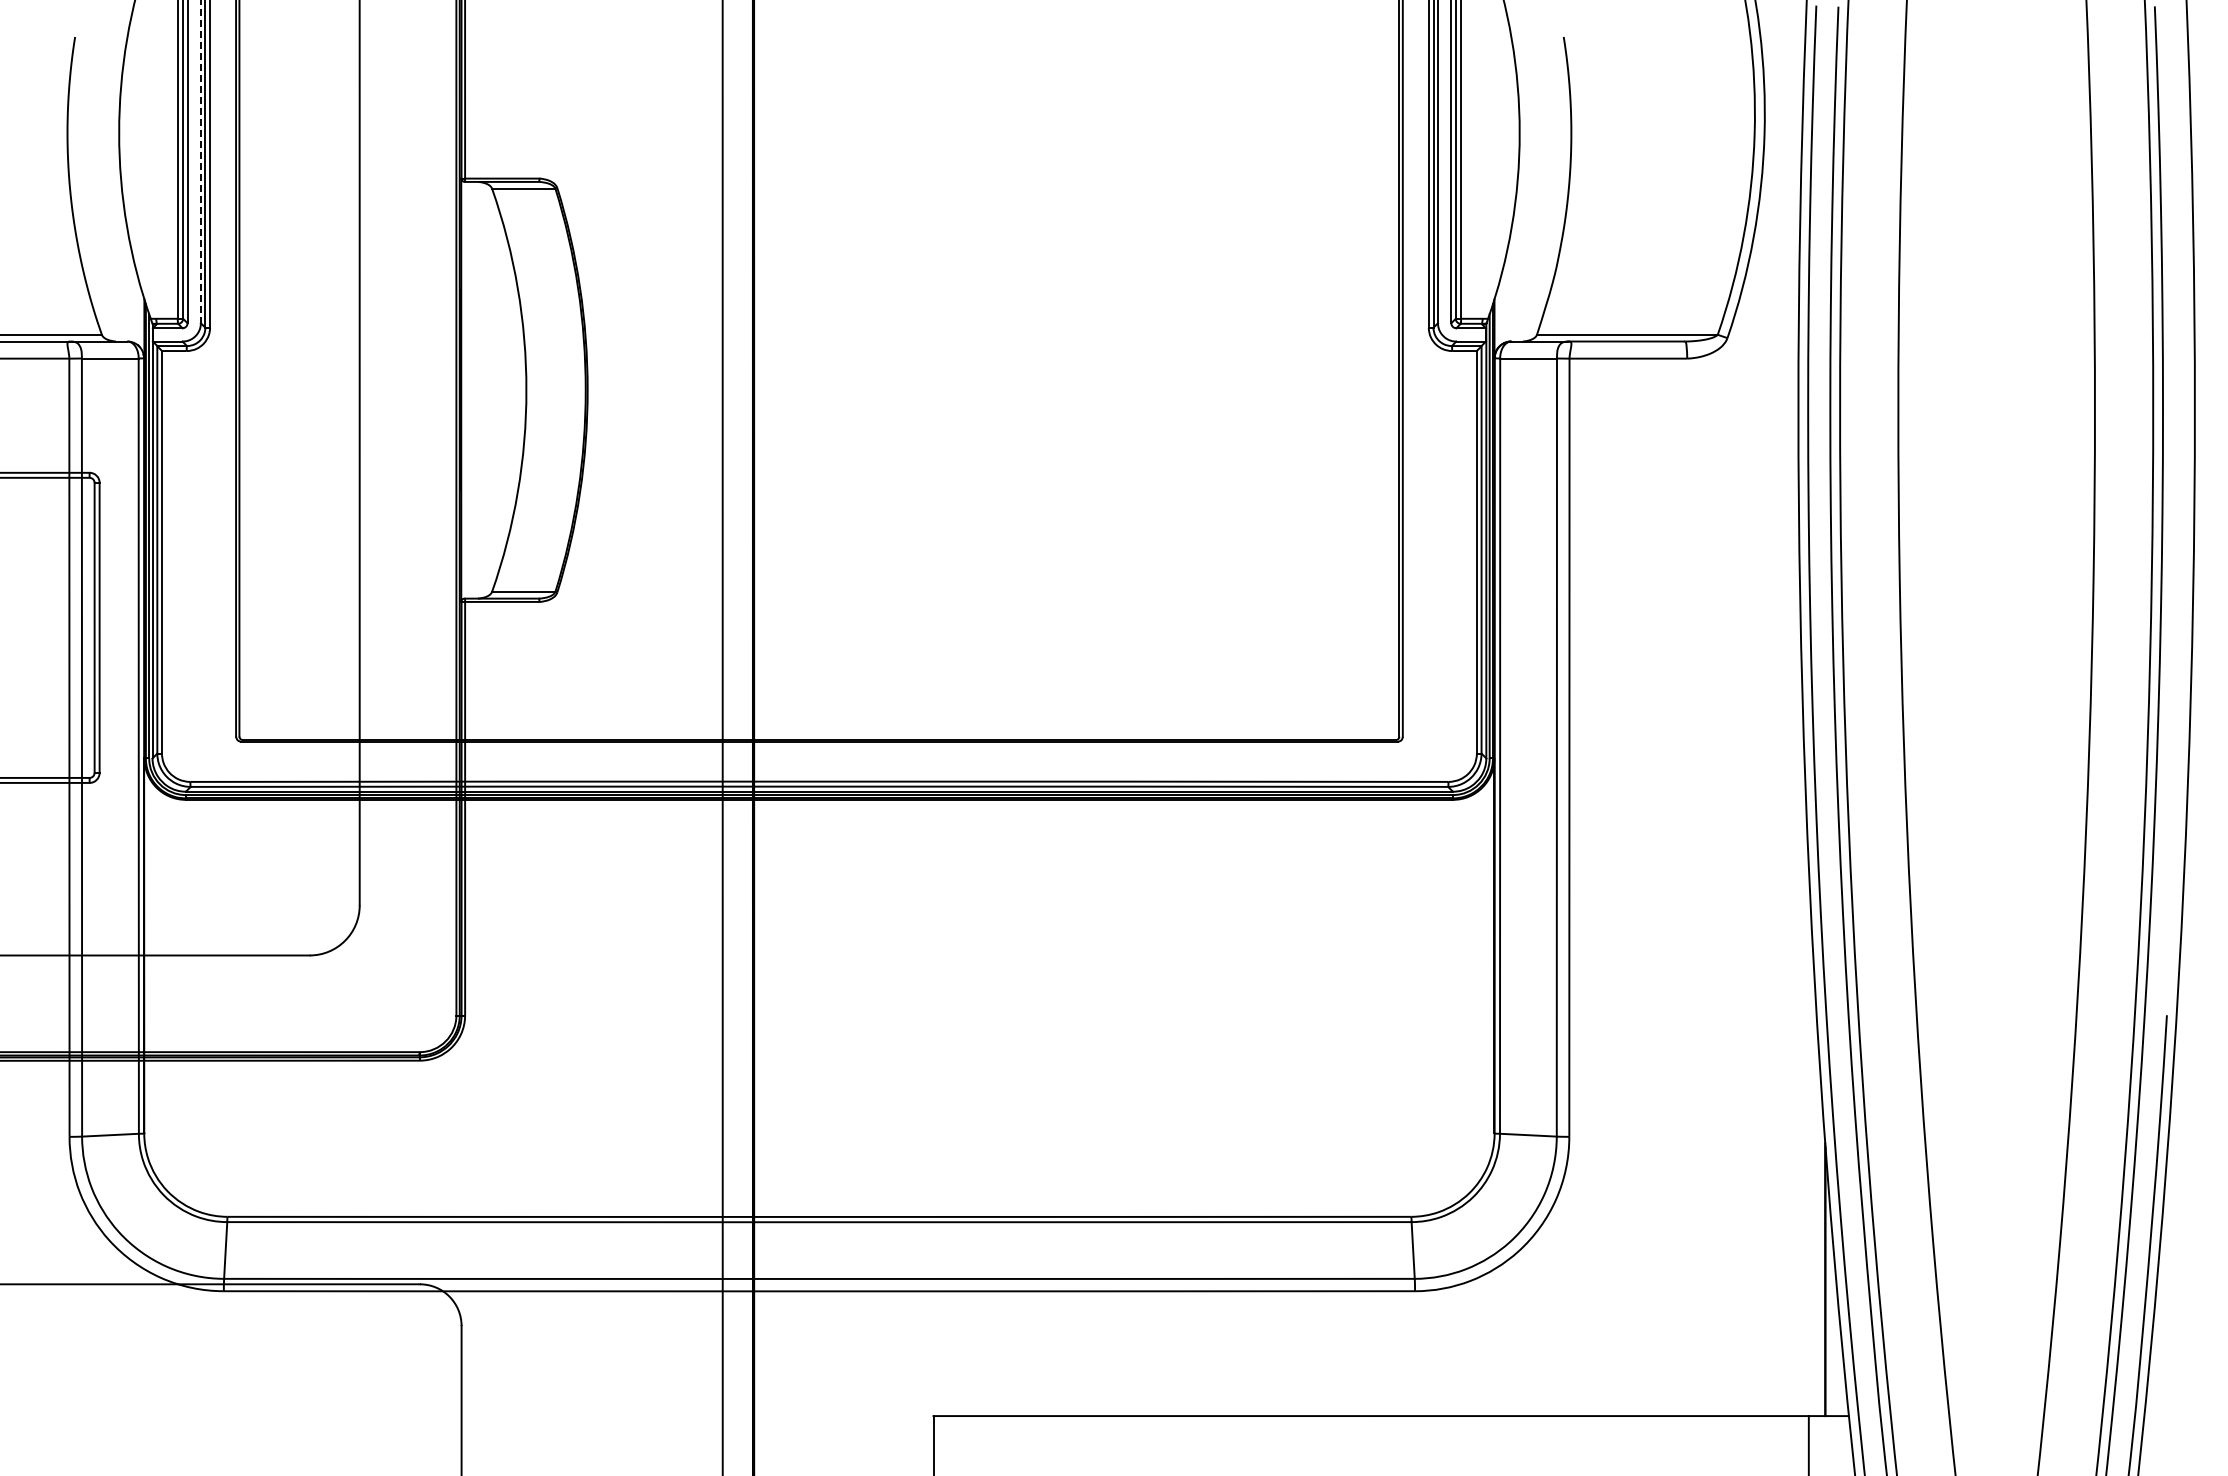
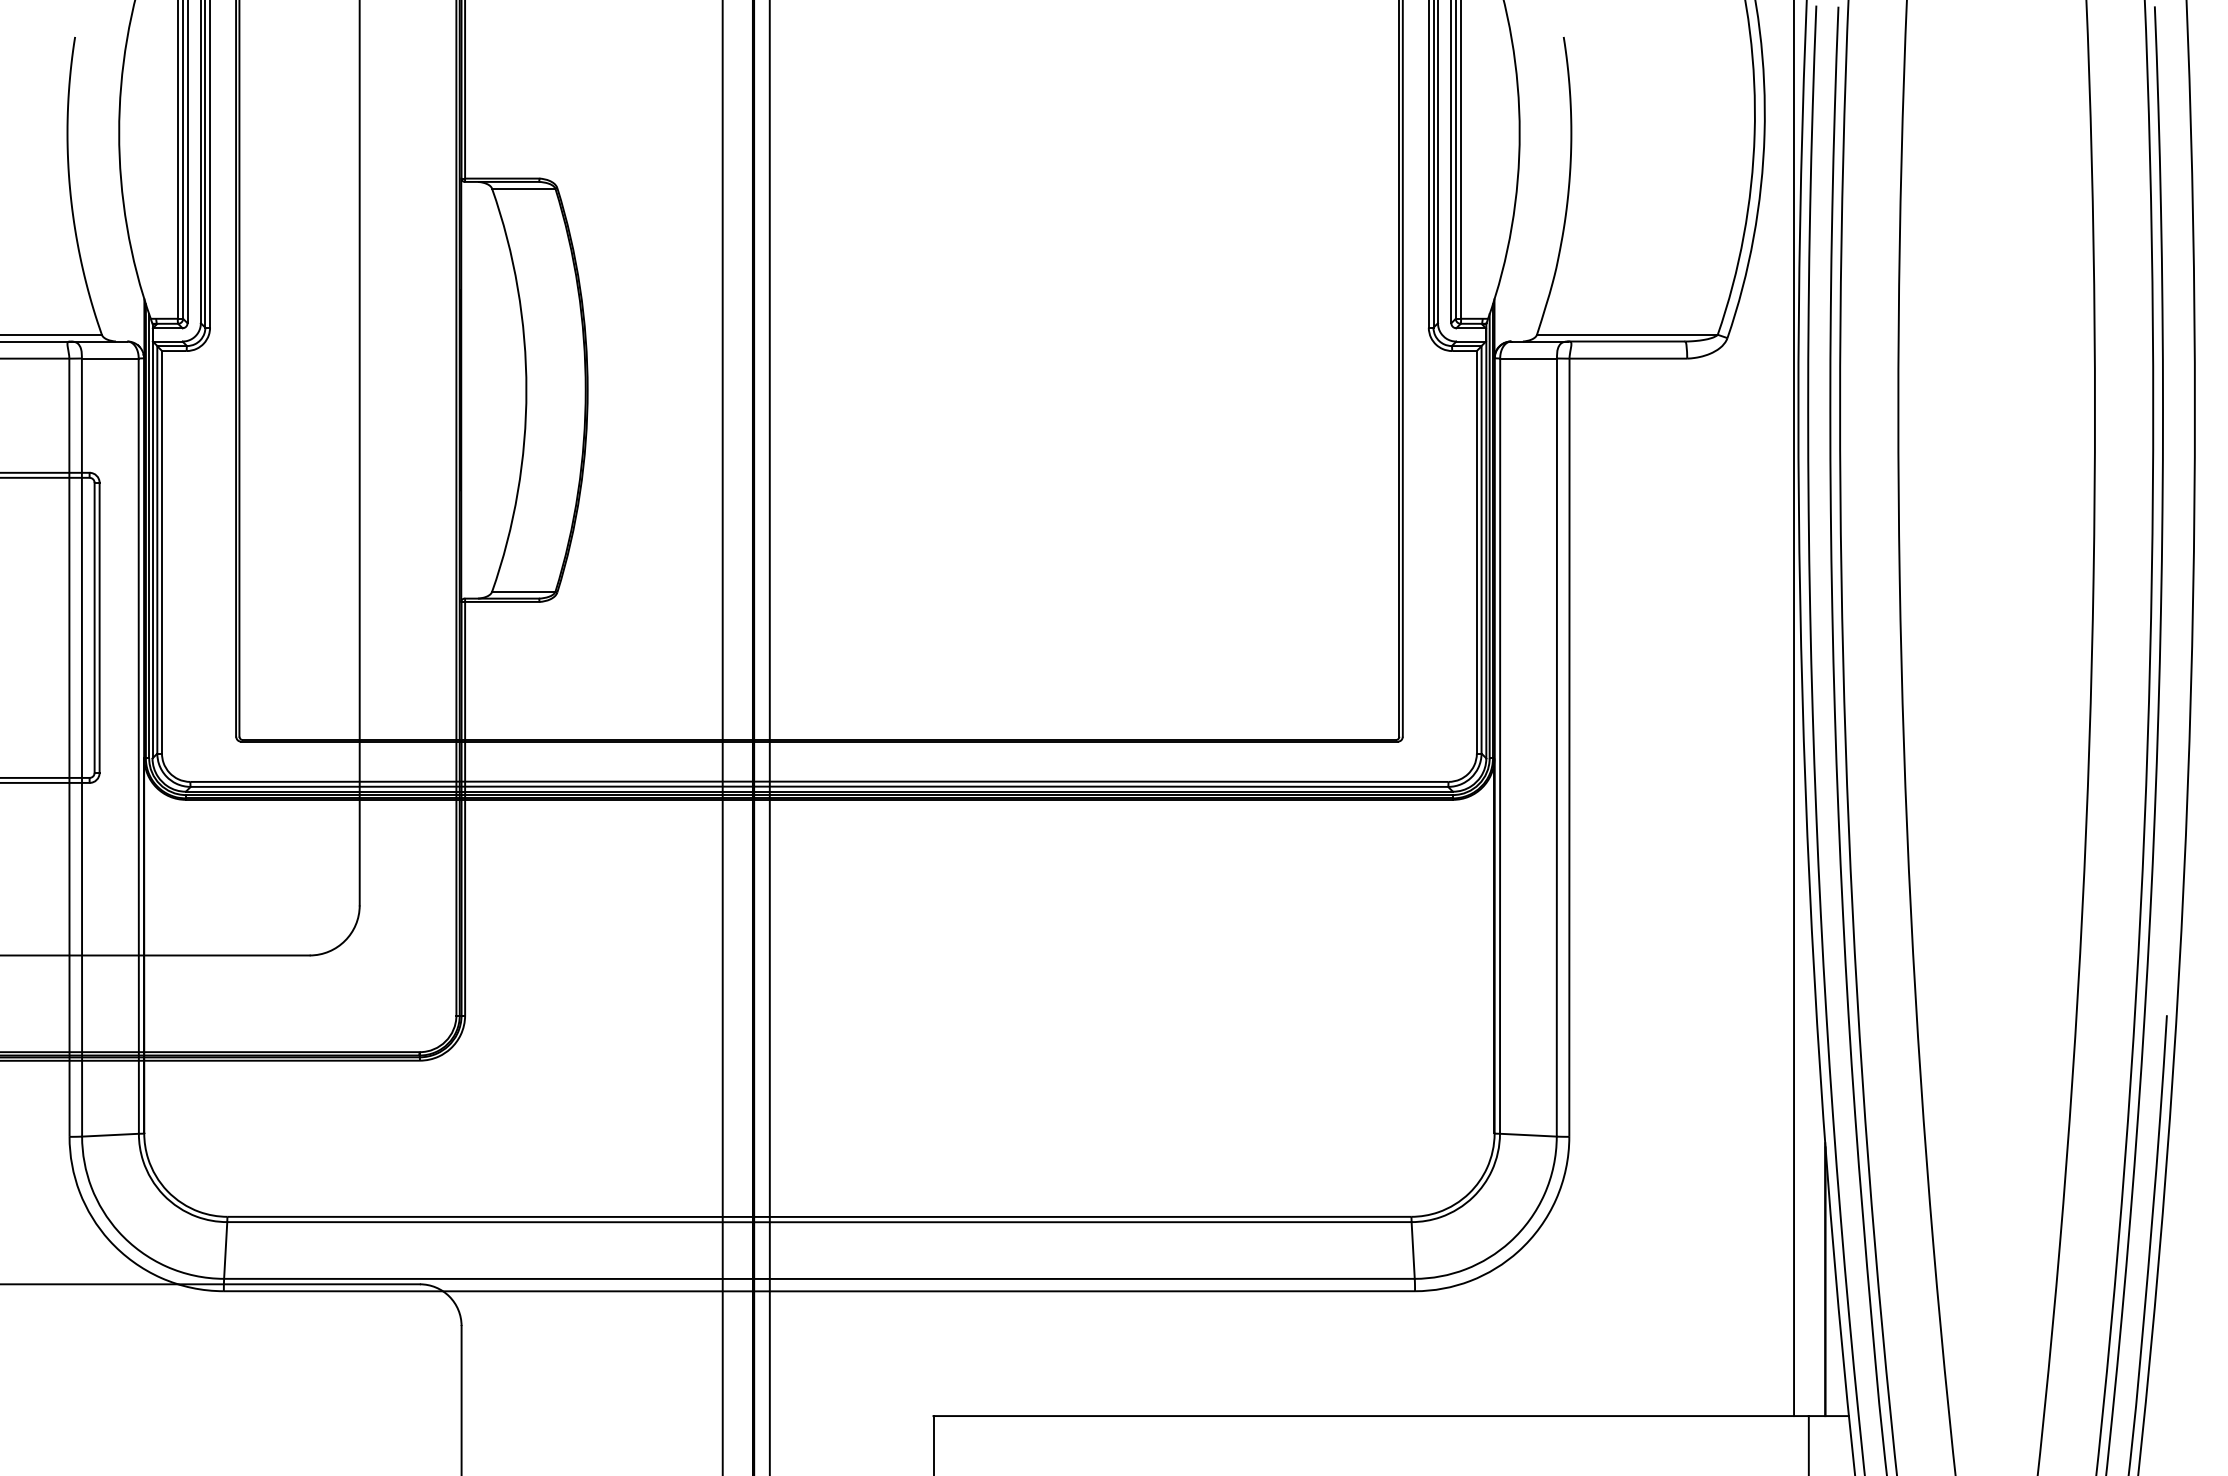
line: dashed -> solid (200, 162)
line: none -> present (1793, 709)
line: none -> present (769, 737)
